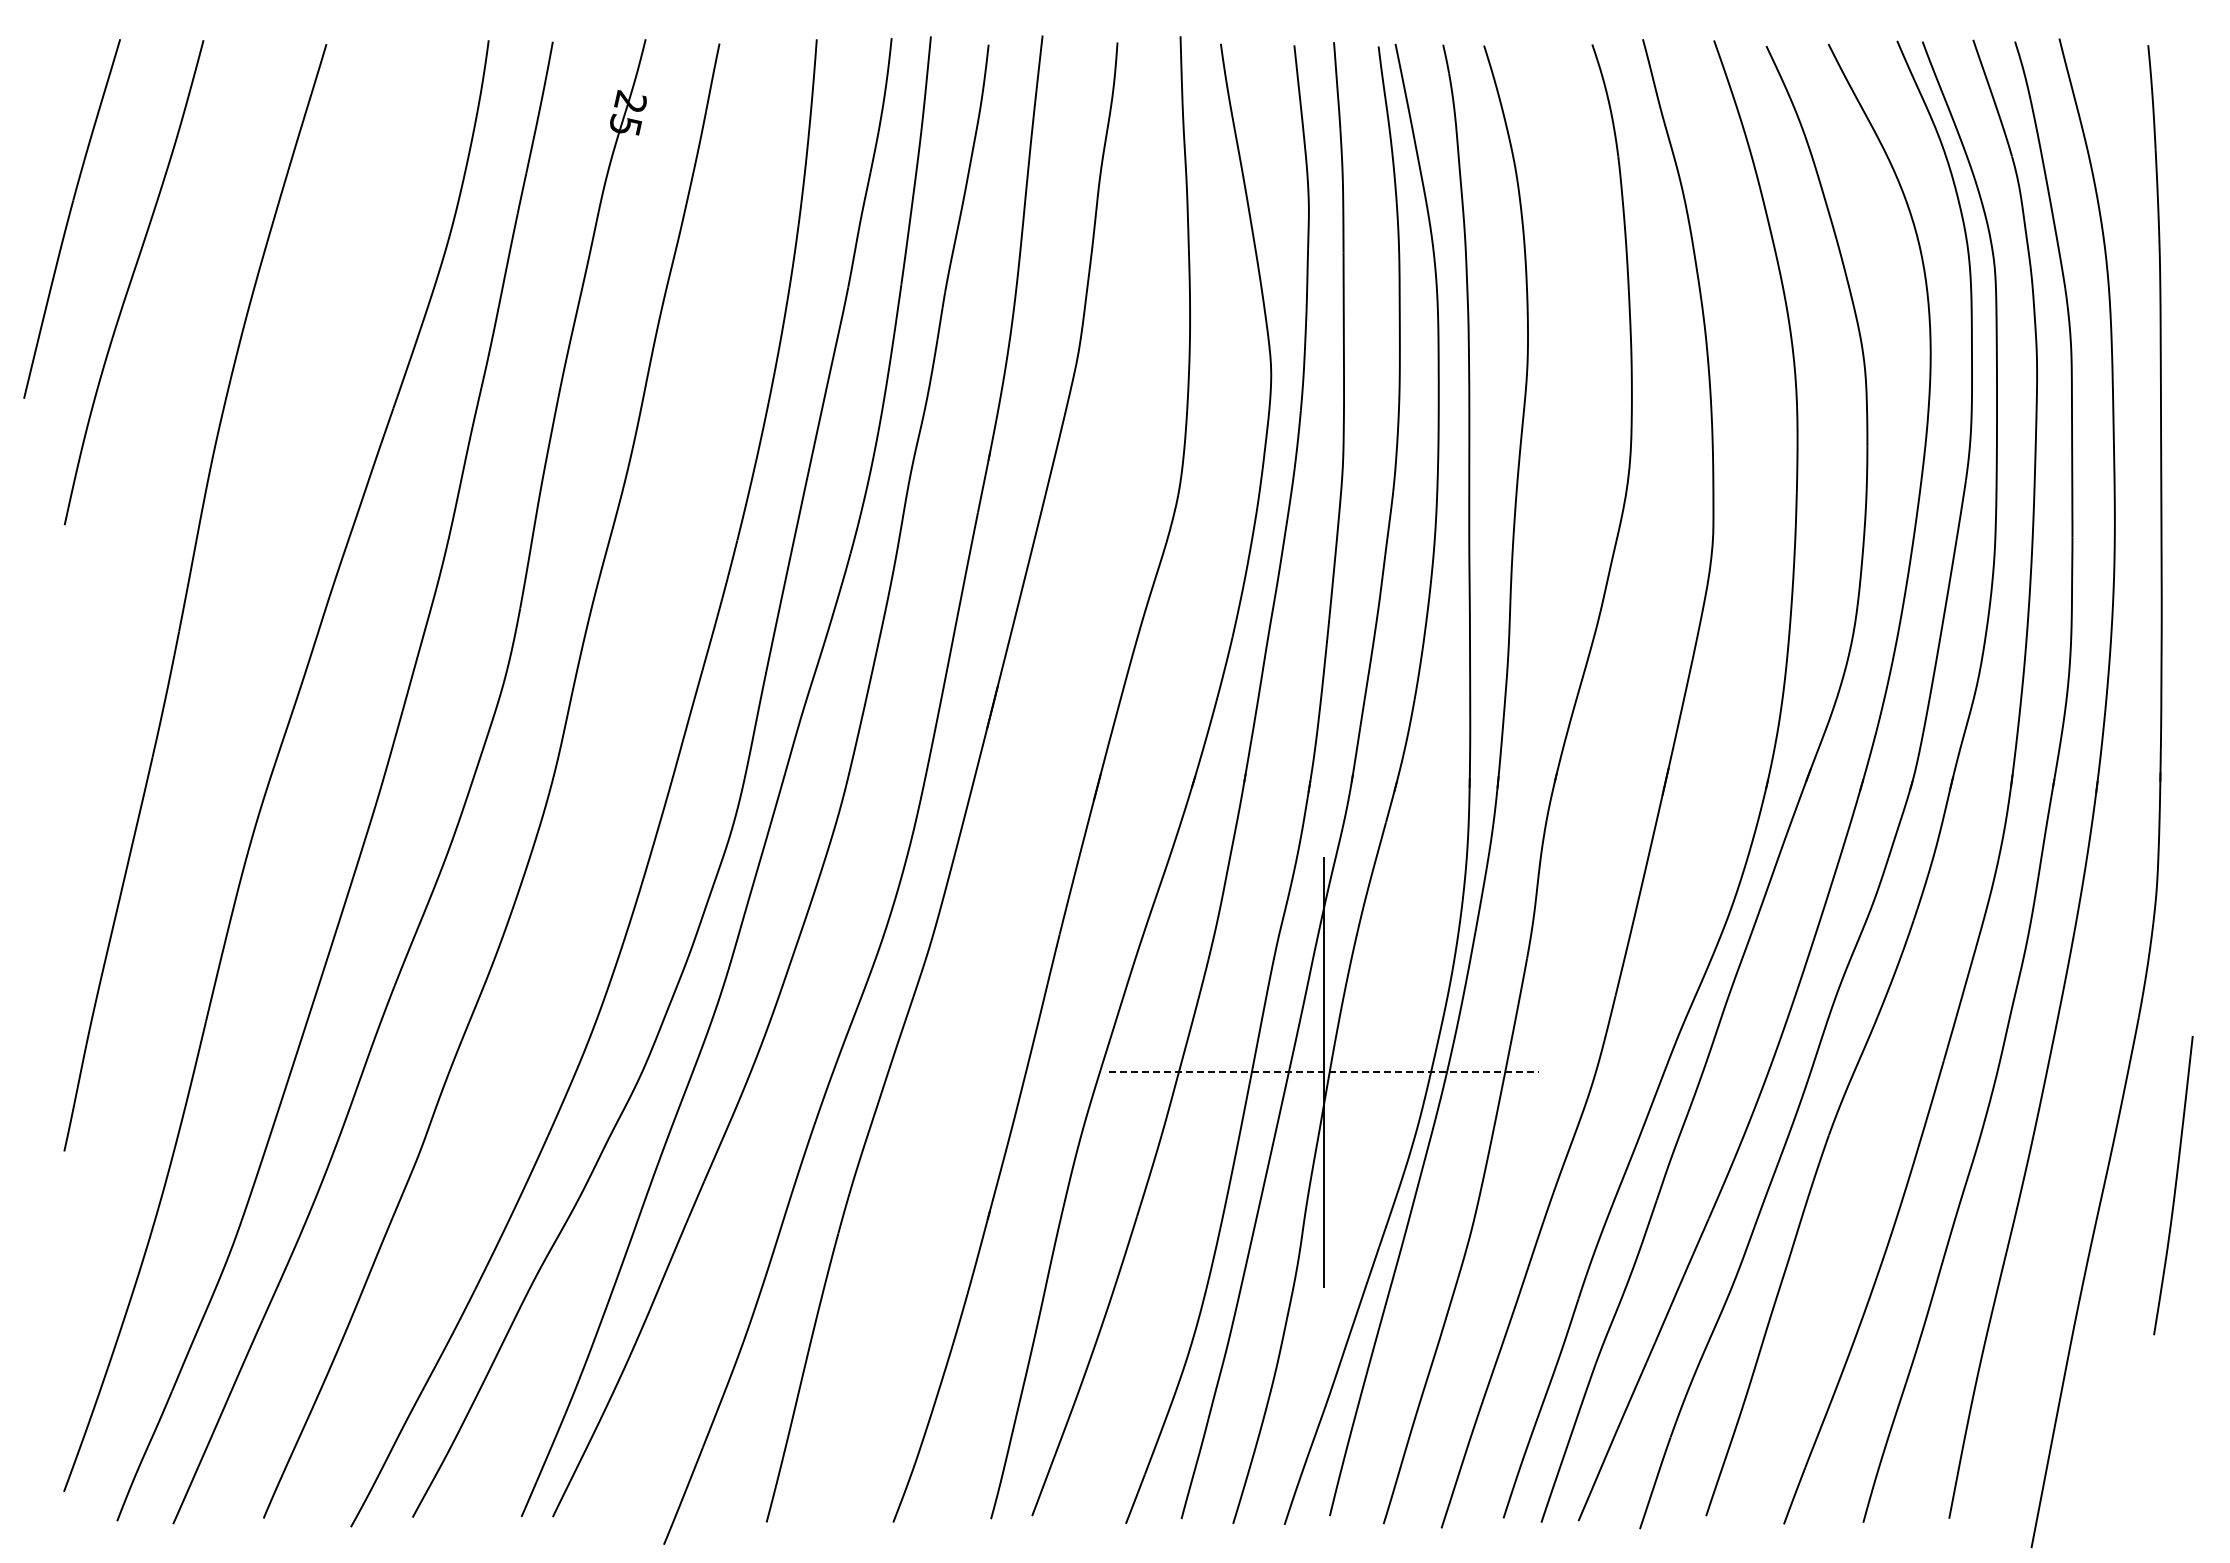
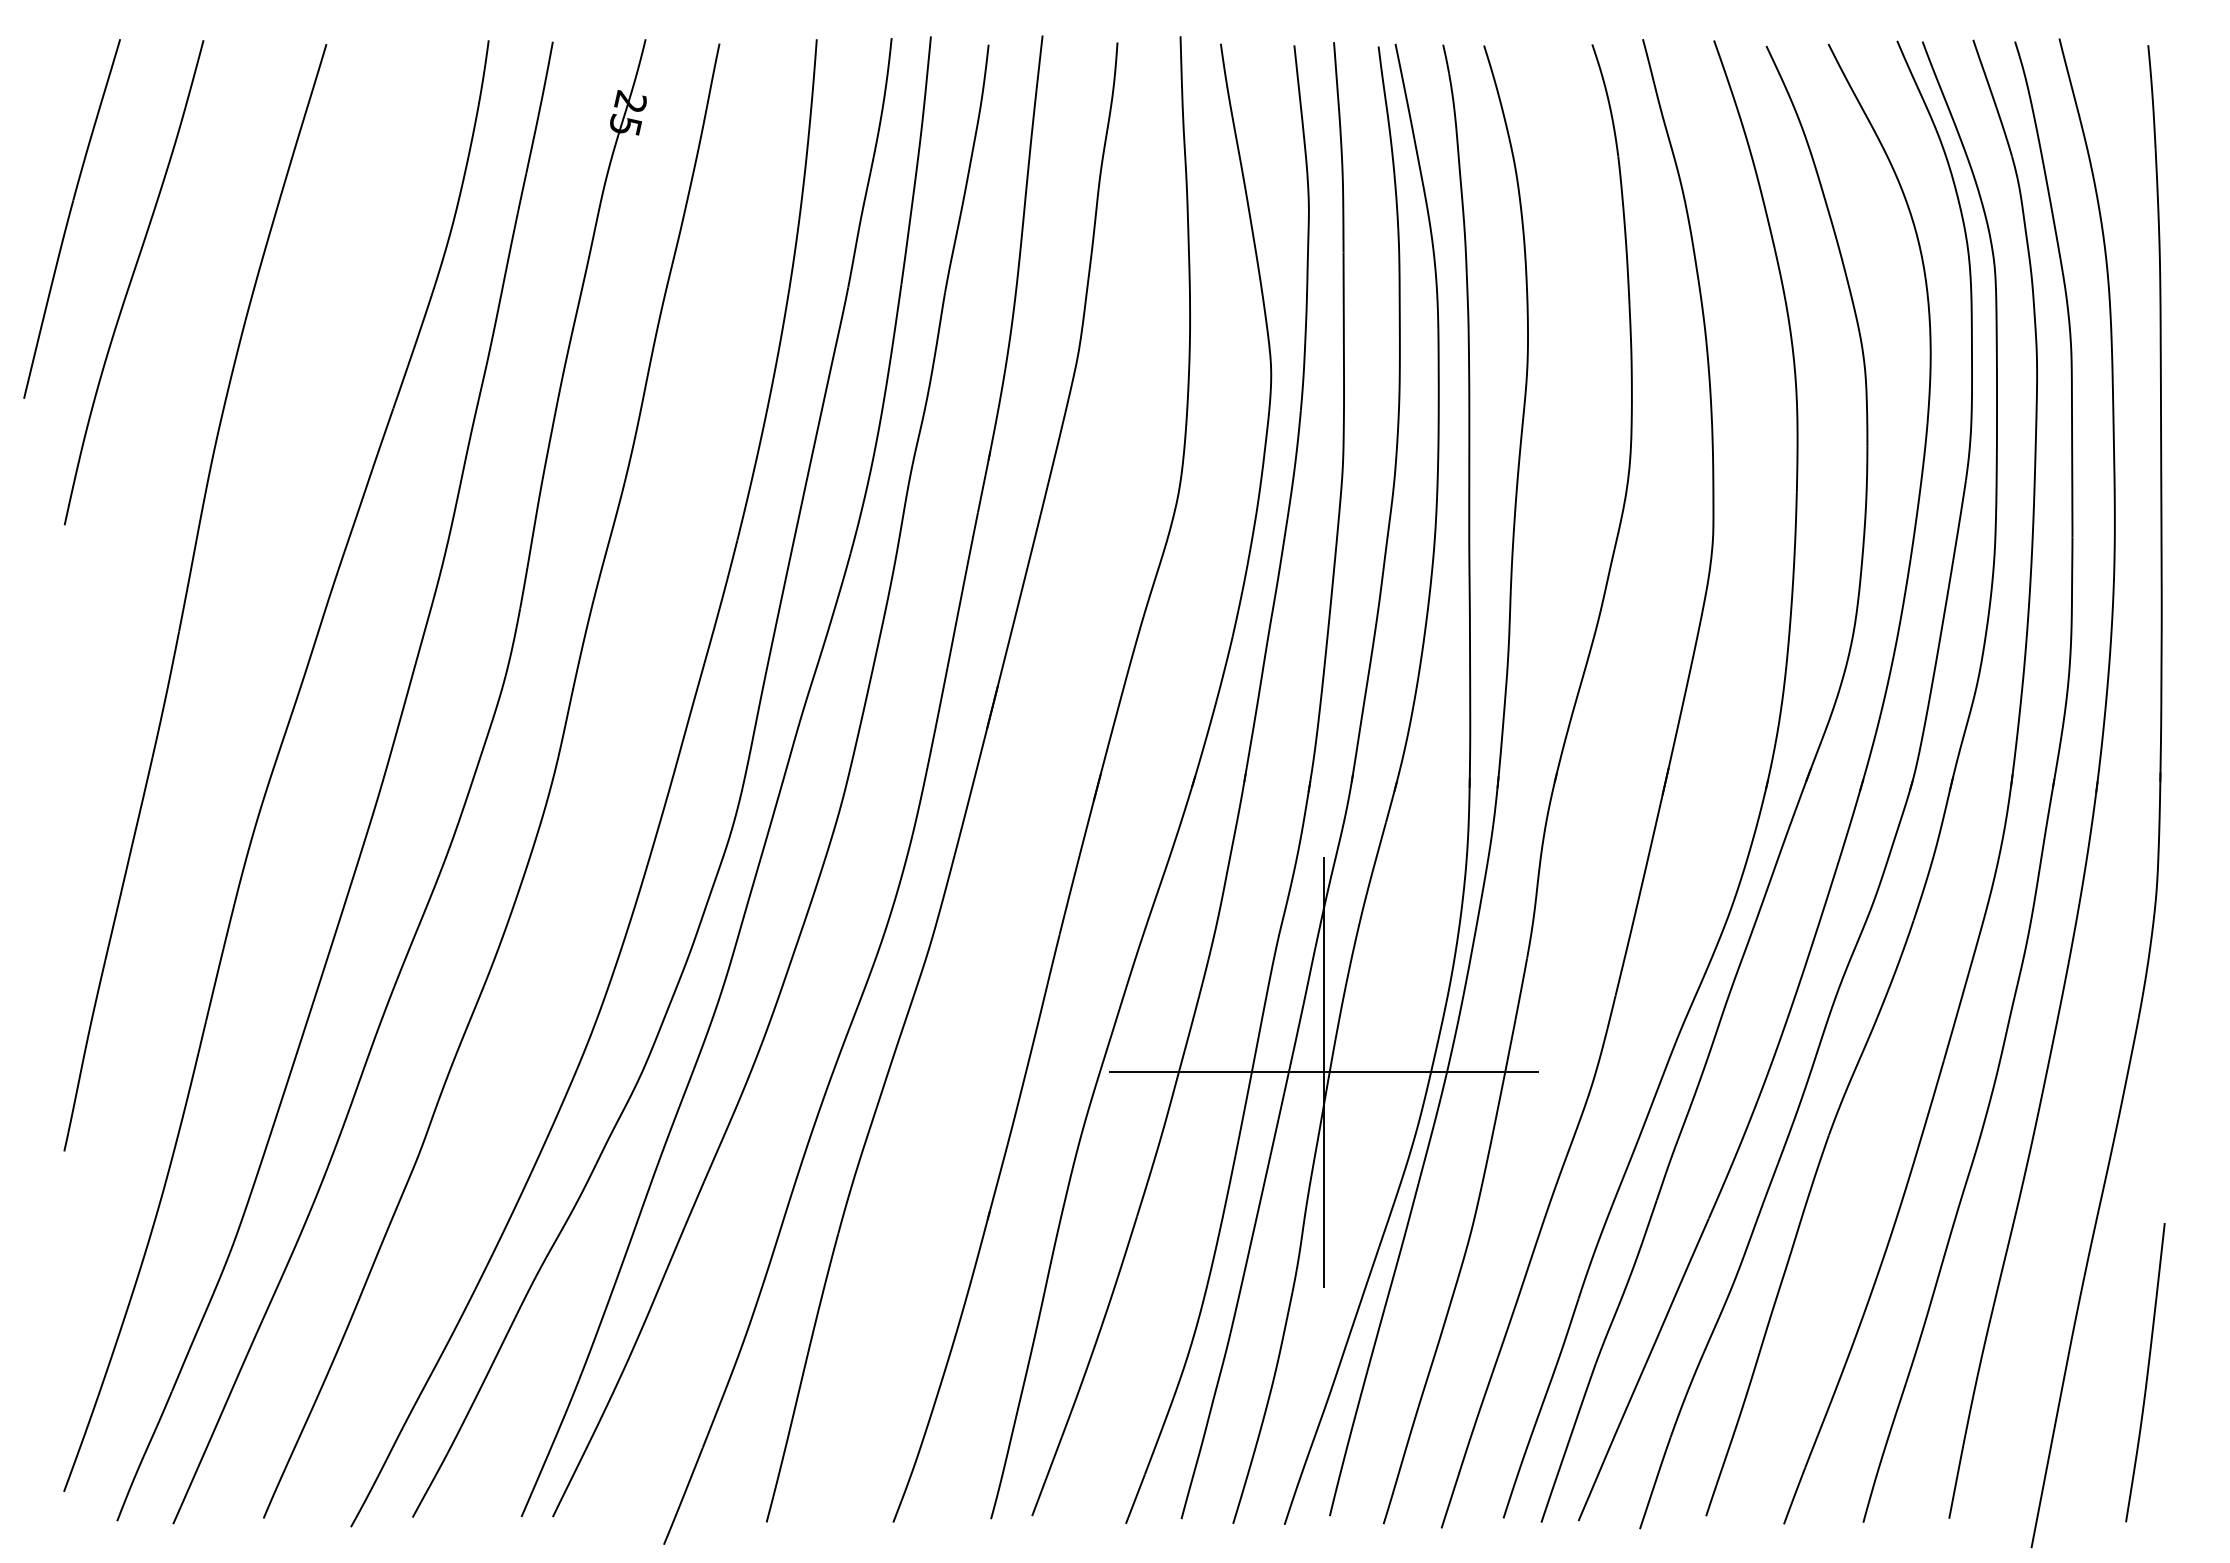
line: dashed -> solid (1323, 1072)
curve position: (2174, 1185) -> (2146, 1372) (2146, 1372)
